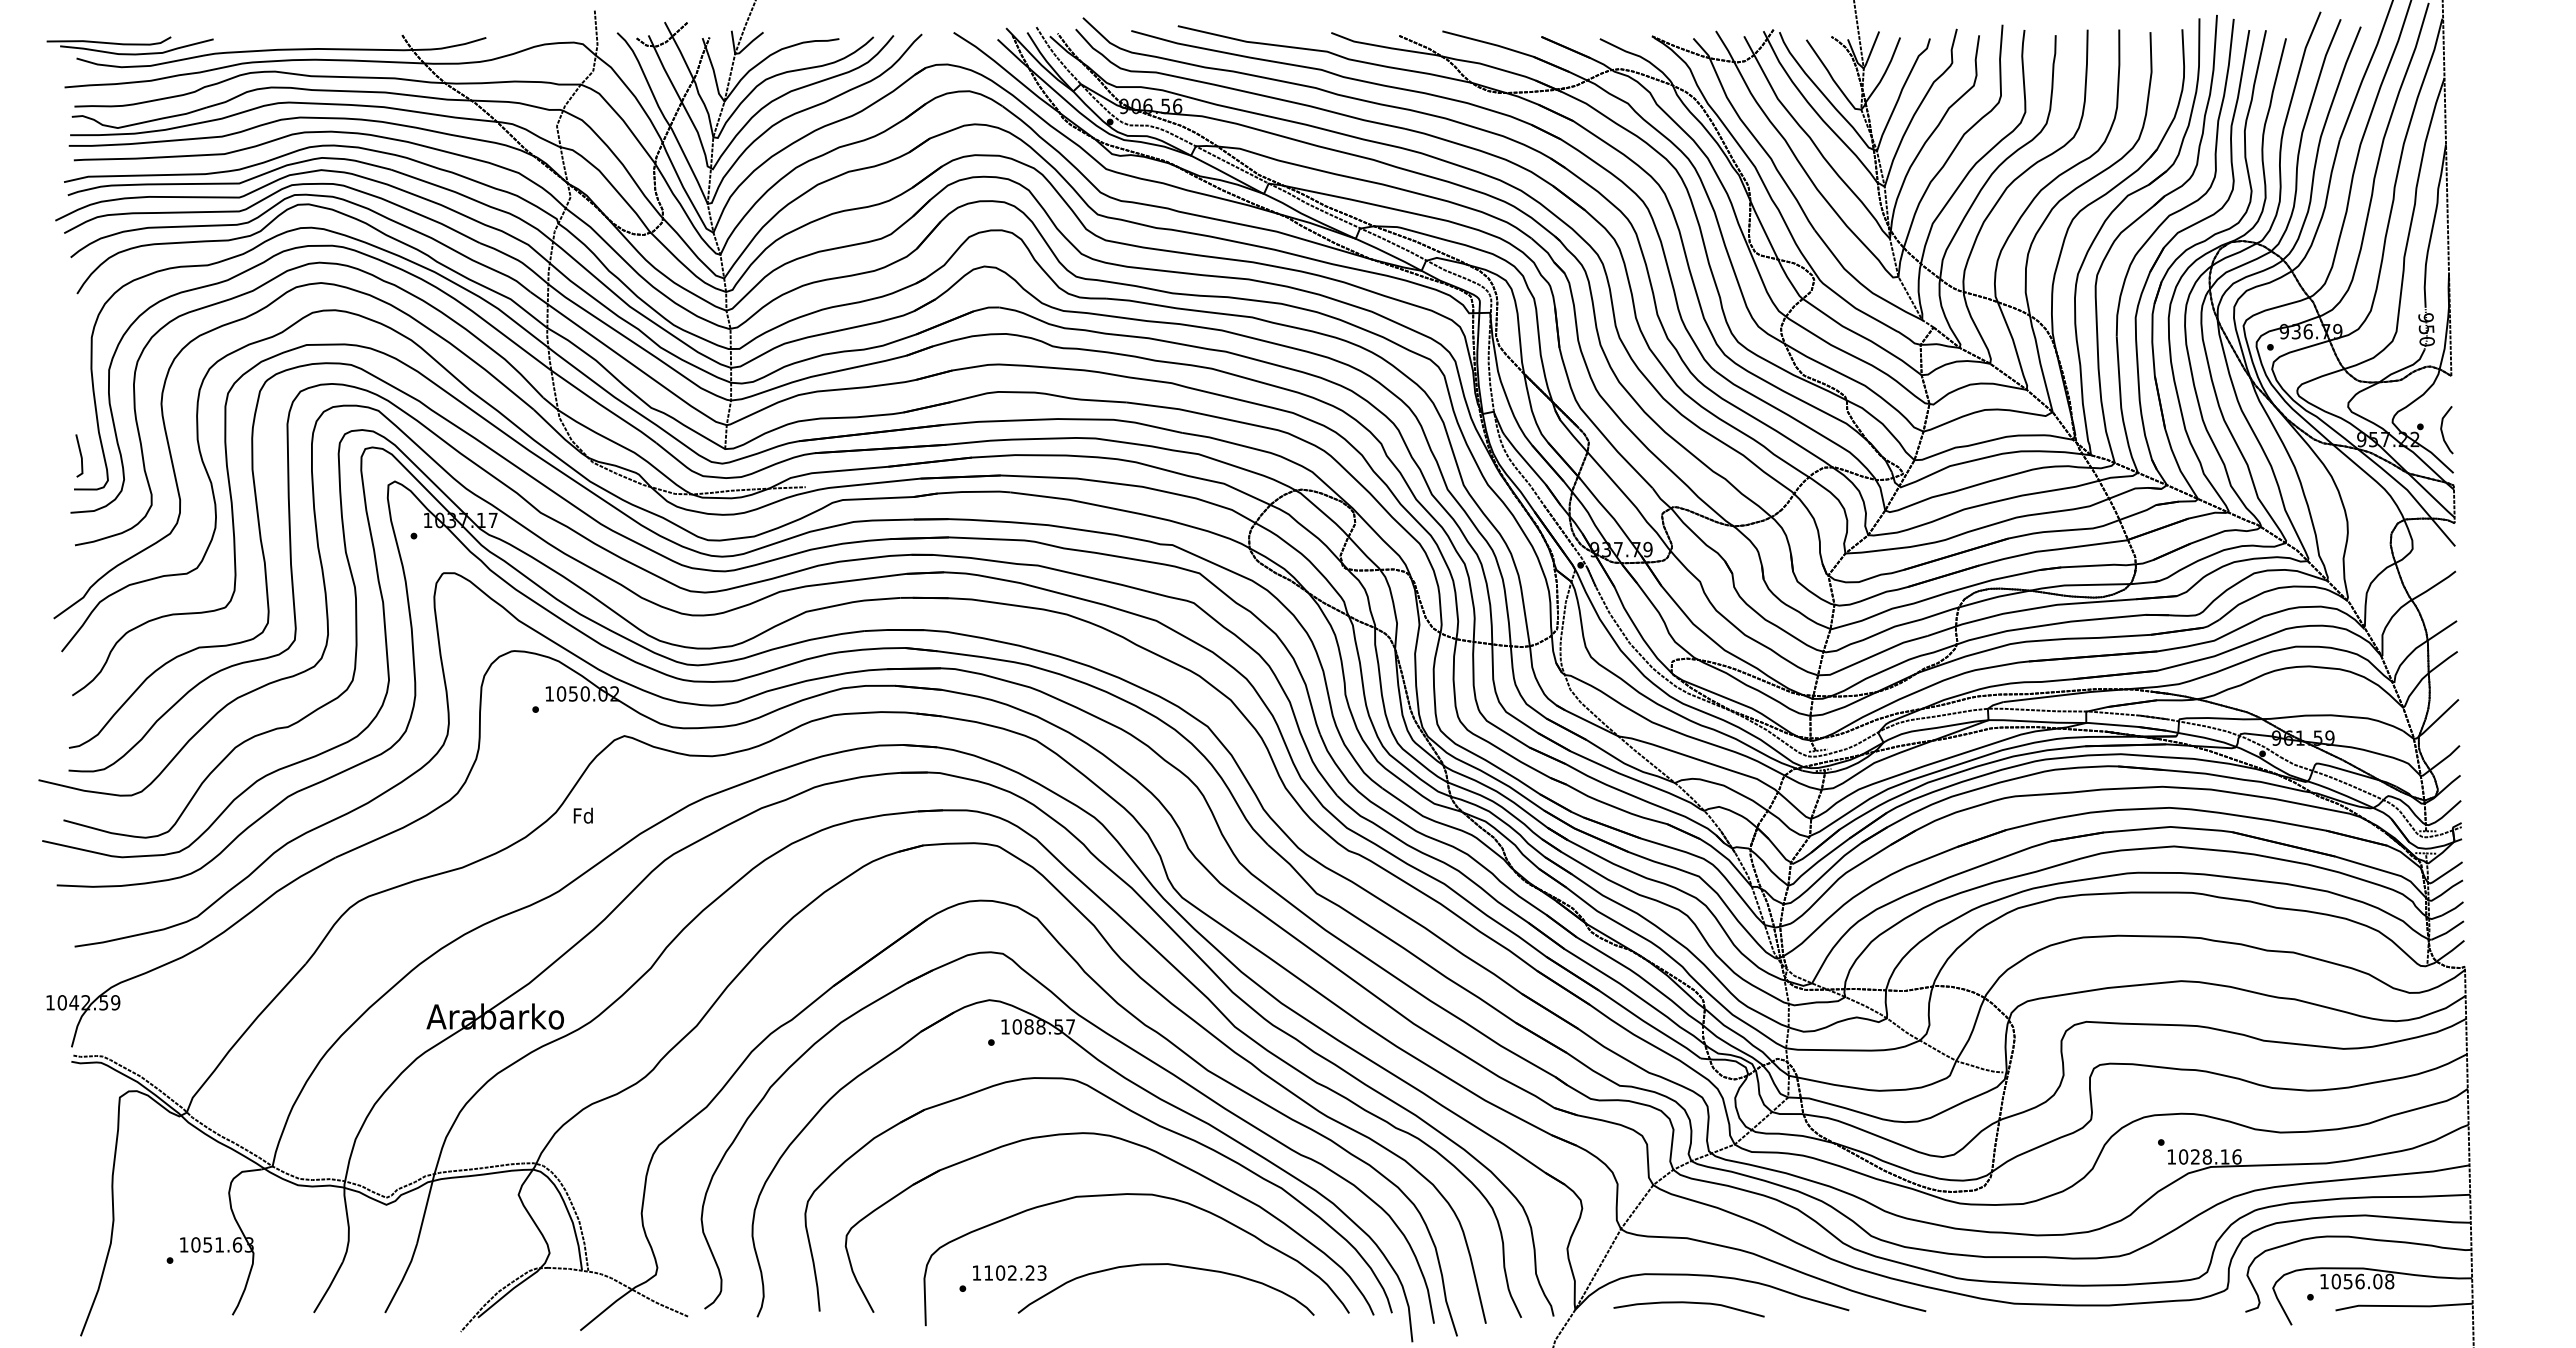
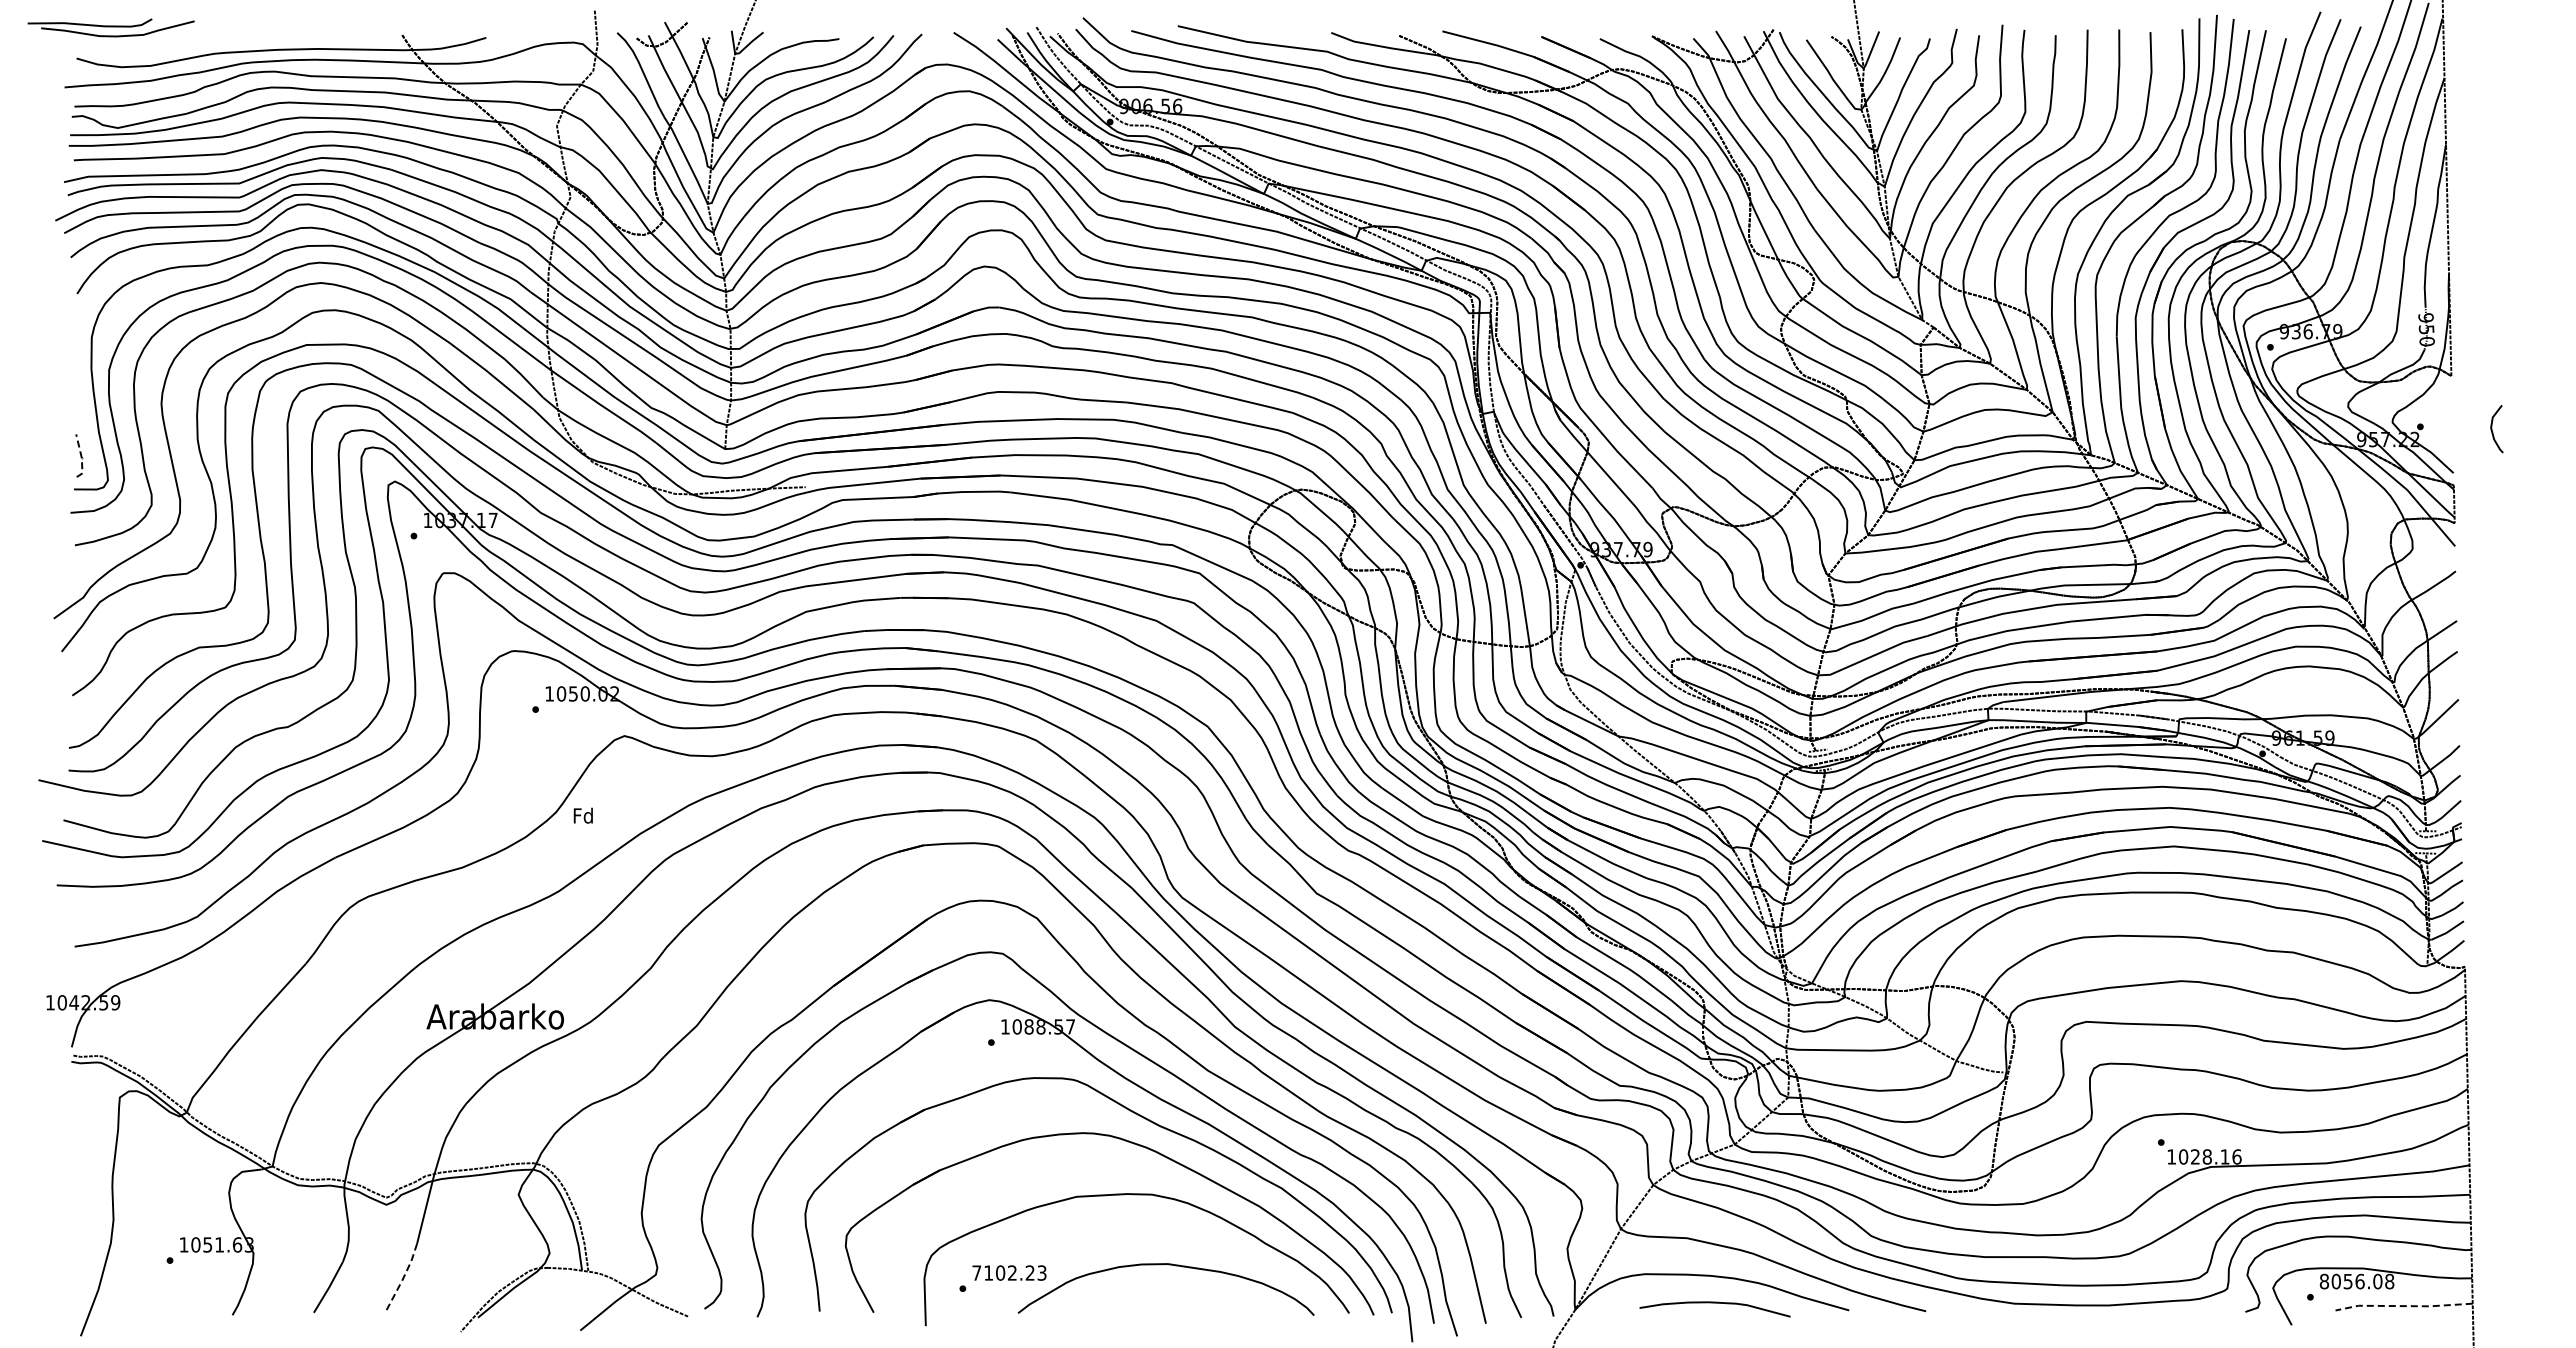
part position: (129, 45) -> (110, 27) (110, 27)
curve position: (2442, 430) -> (2492, 429) (2492, 429)
line: solid -> dashed (81, 458)
text: 1102.23 -> 7102.23 (976, 1272)
line: solid -> dashed (403, 1278)
text: 1056.08 -> 8056.08 (2324, 1281)
curve position: (1688, 1303) -> (1714, 1303) (1714, 1303)
line: solid -> dashed (2404, 1306)
